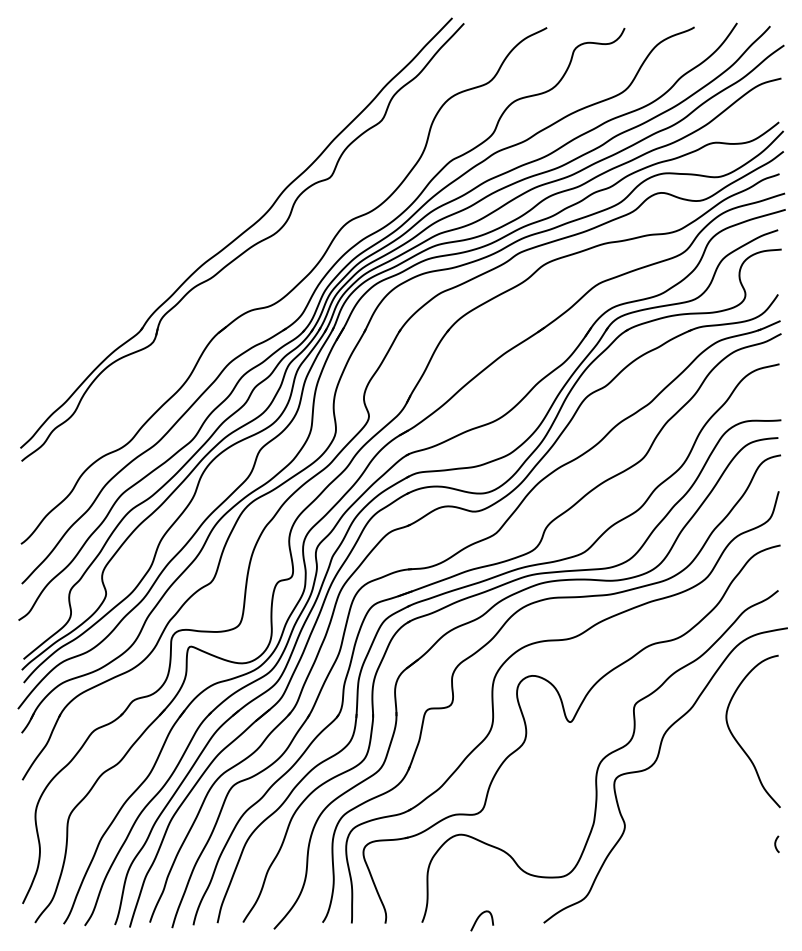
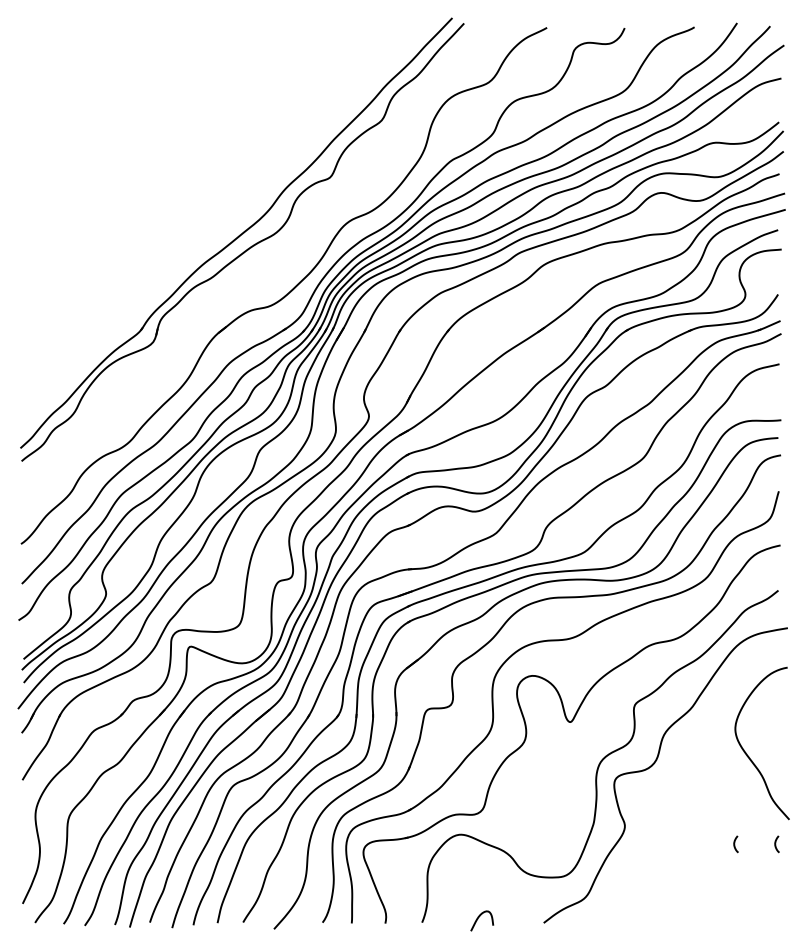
curve position: (737, 740) -> (746, 752) (746, 752)
curve: none -> present (735, 844)
